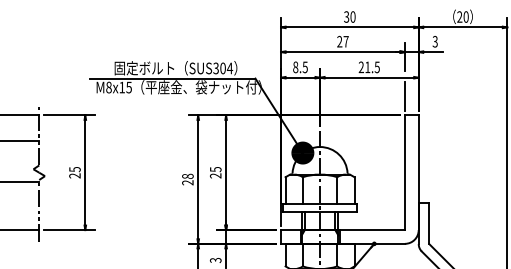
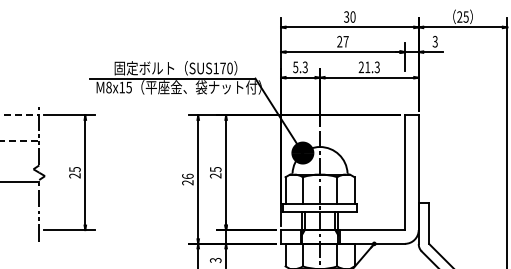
text: 20 -> 25 (465, 16)
text: 8.5 -> 5.3 (300, 66)
text: 21.5 -> 21.3 (377, 66)
text: SUS304 -> SUS170 (223, 68)
line: present -> none (404, 95)
line: solid -> dashed (20, 115)
line: solid -> dashed (20, 140)
text: 28 -> 26 (187, 175)
line: present -> none (20, 230)
